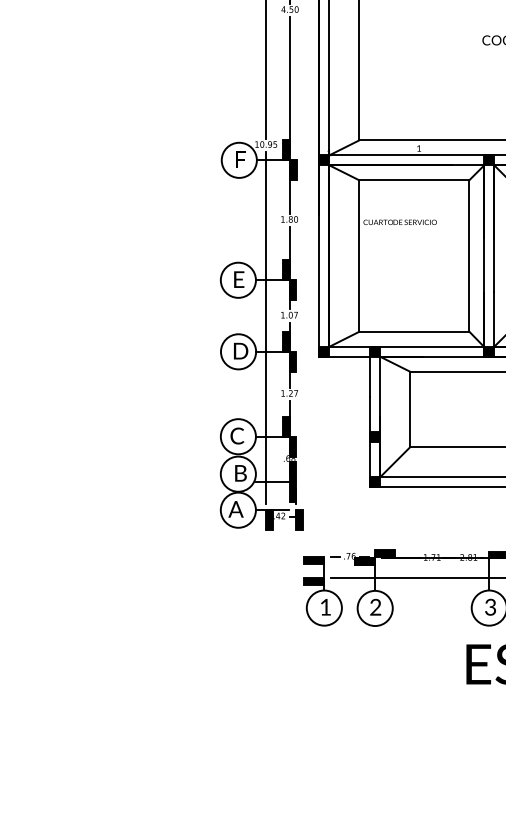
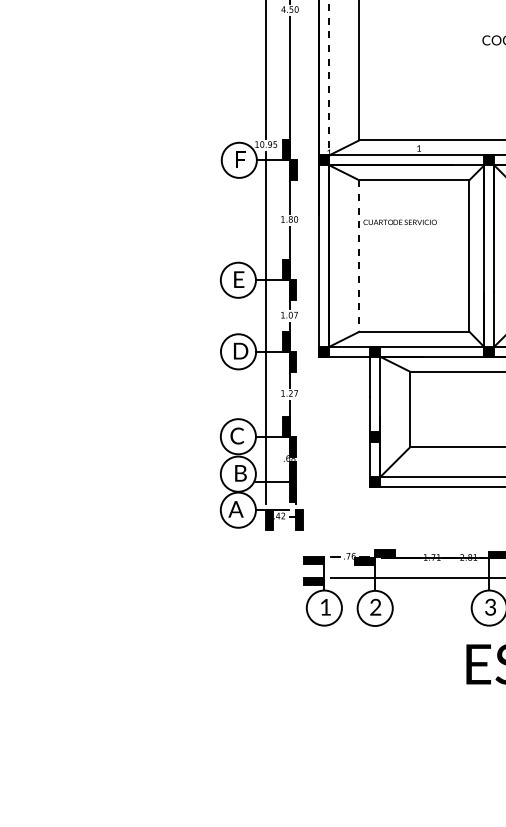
line: solid -> dashed (329, 78)
line: solid -> dashed (359, 256)
